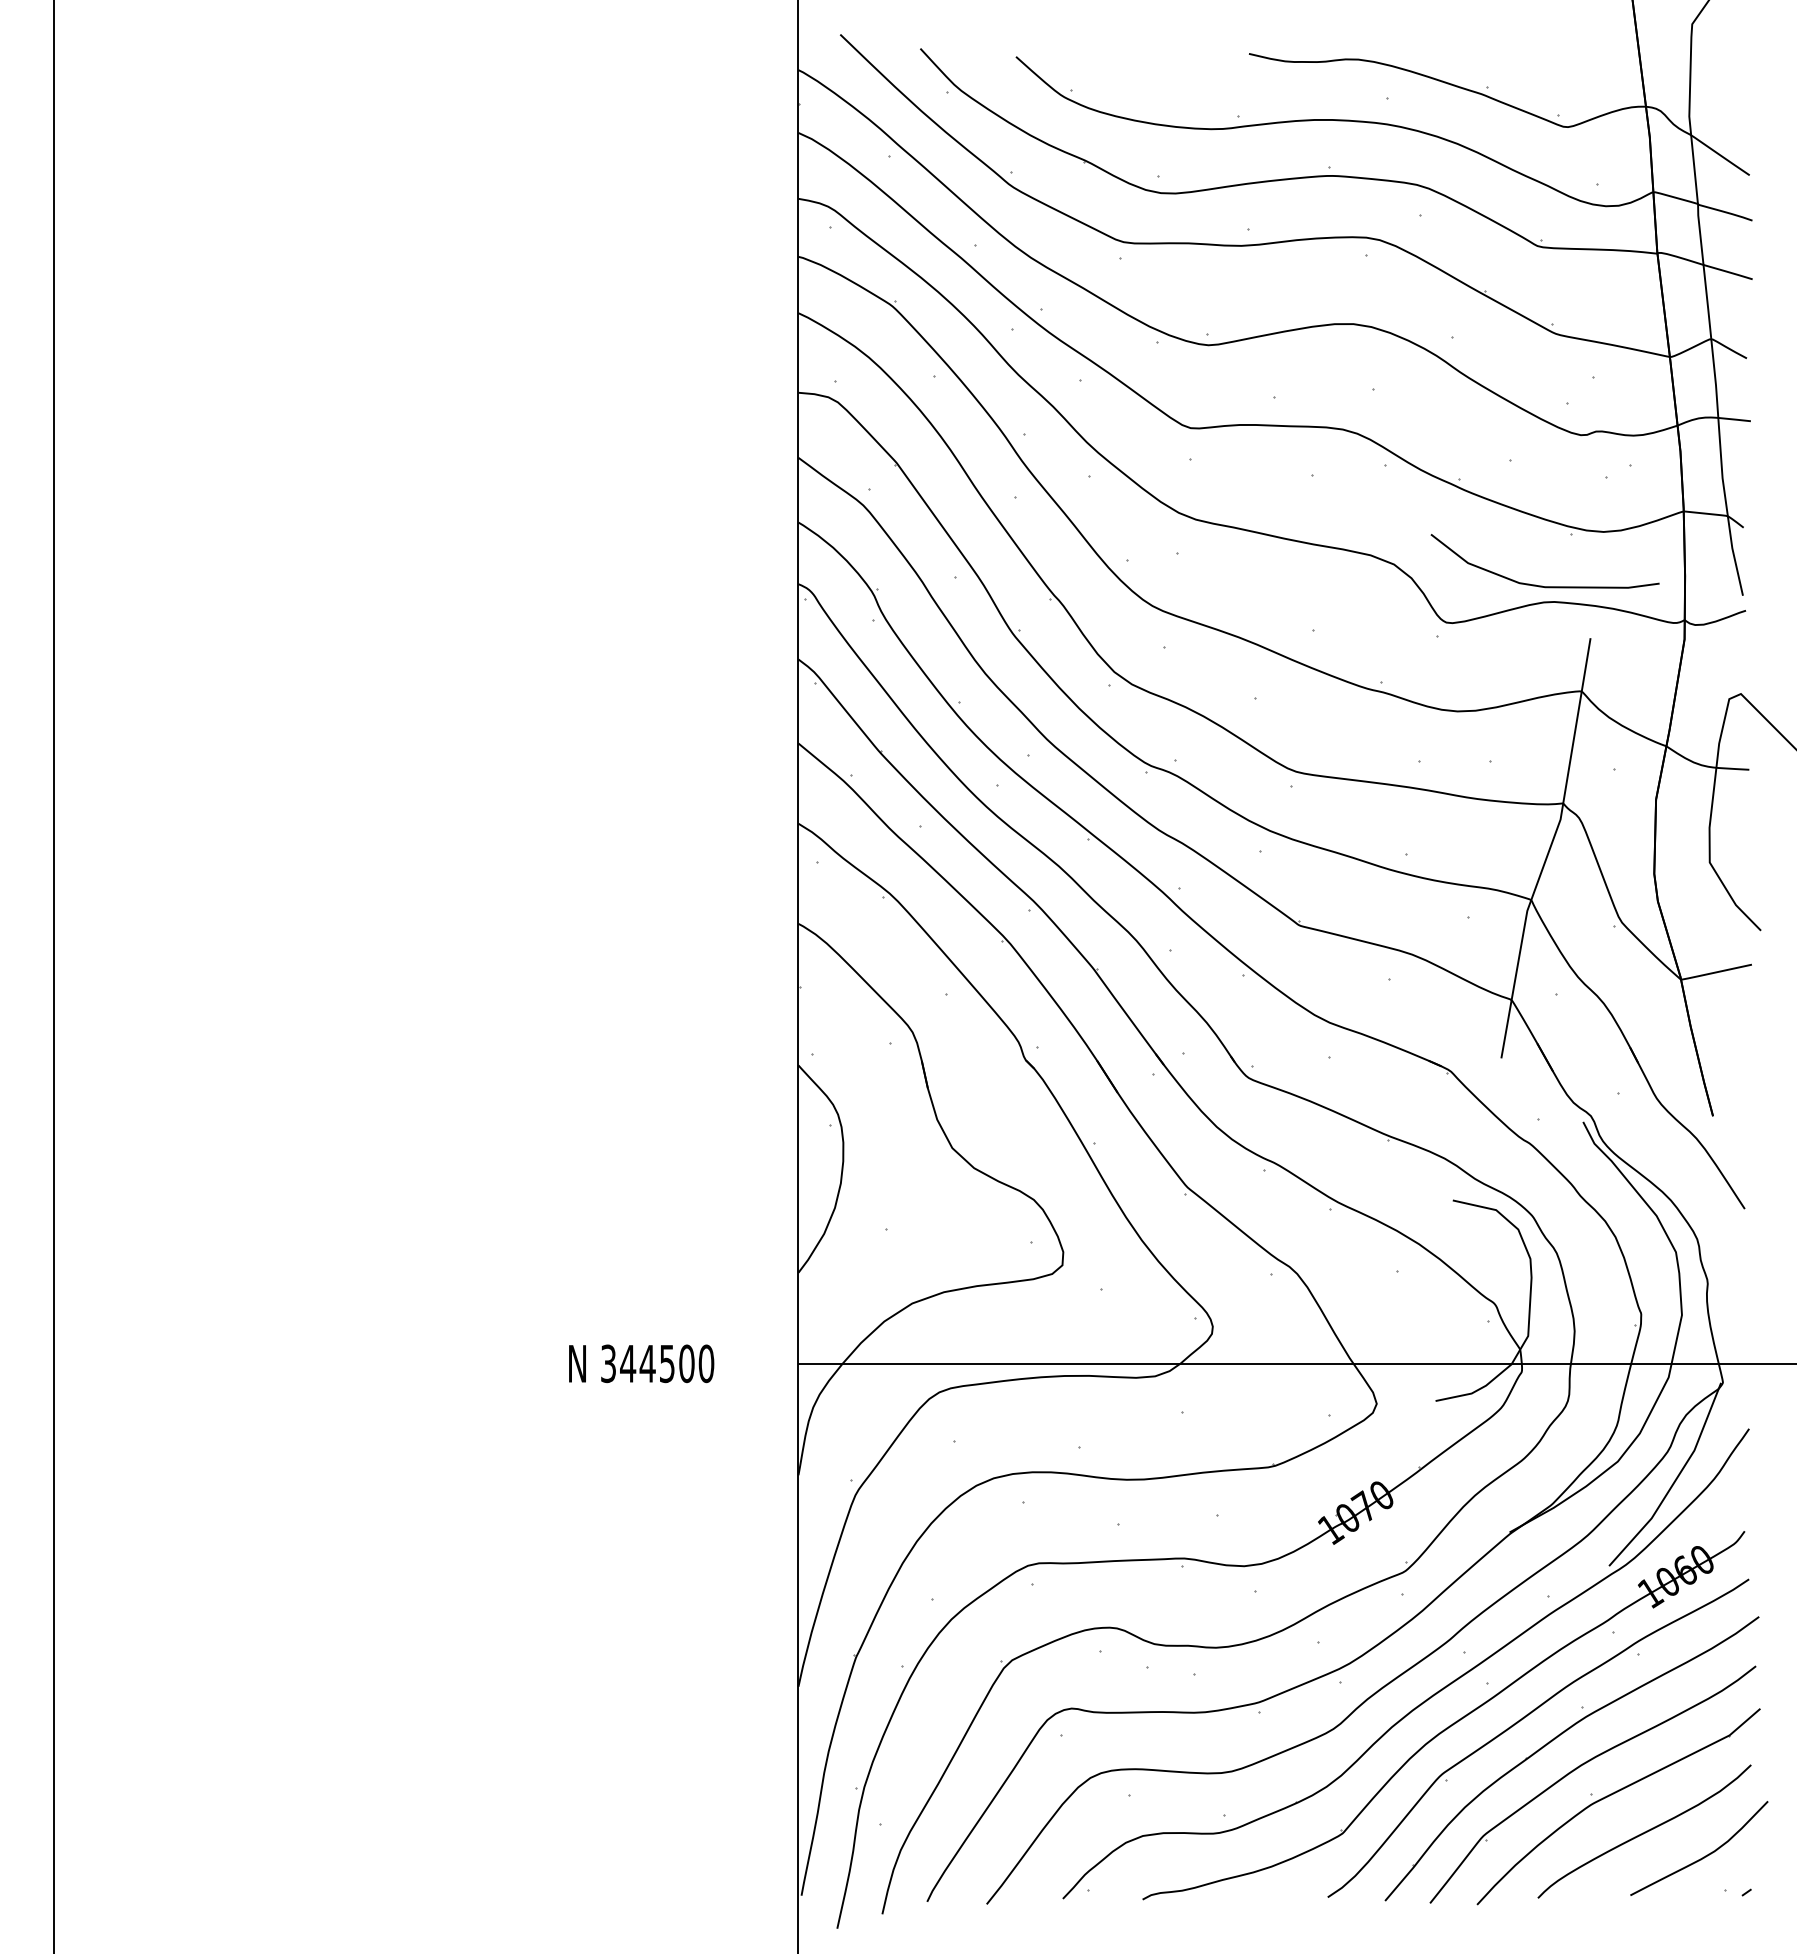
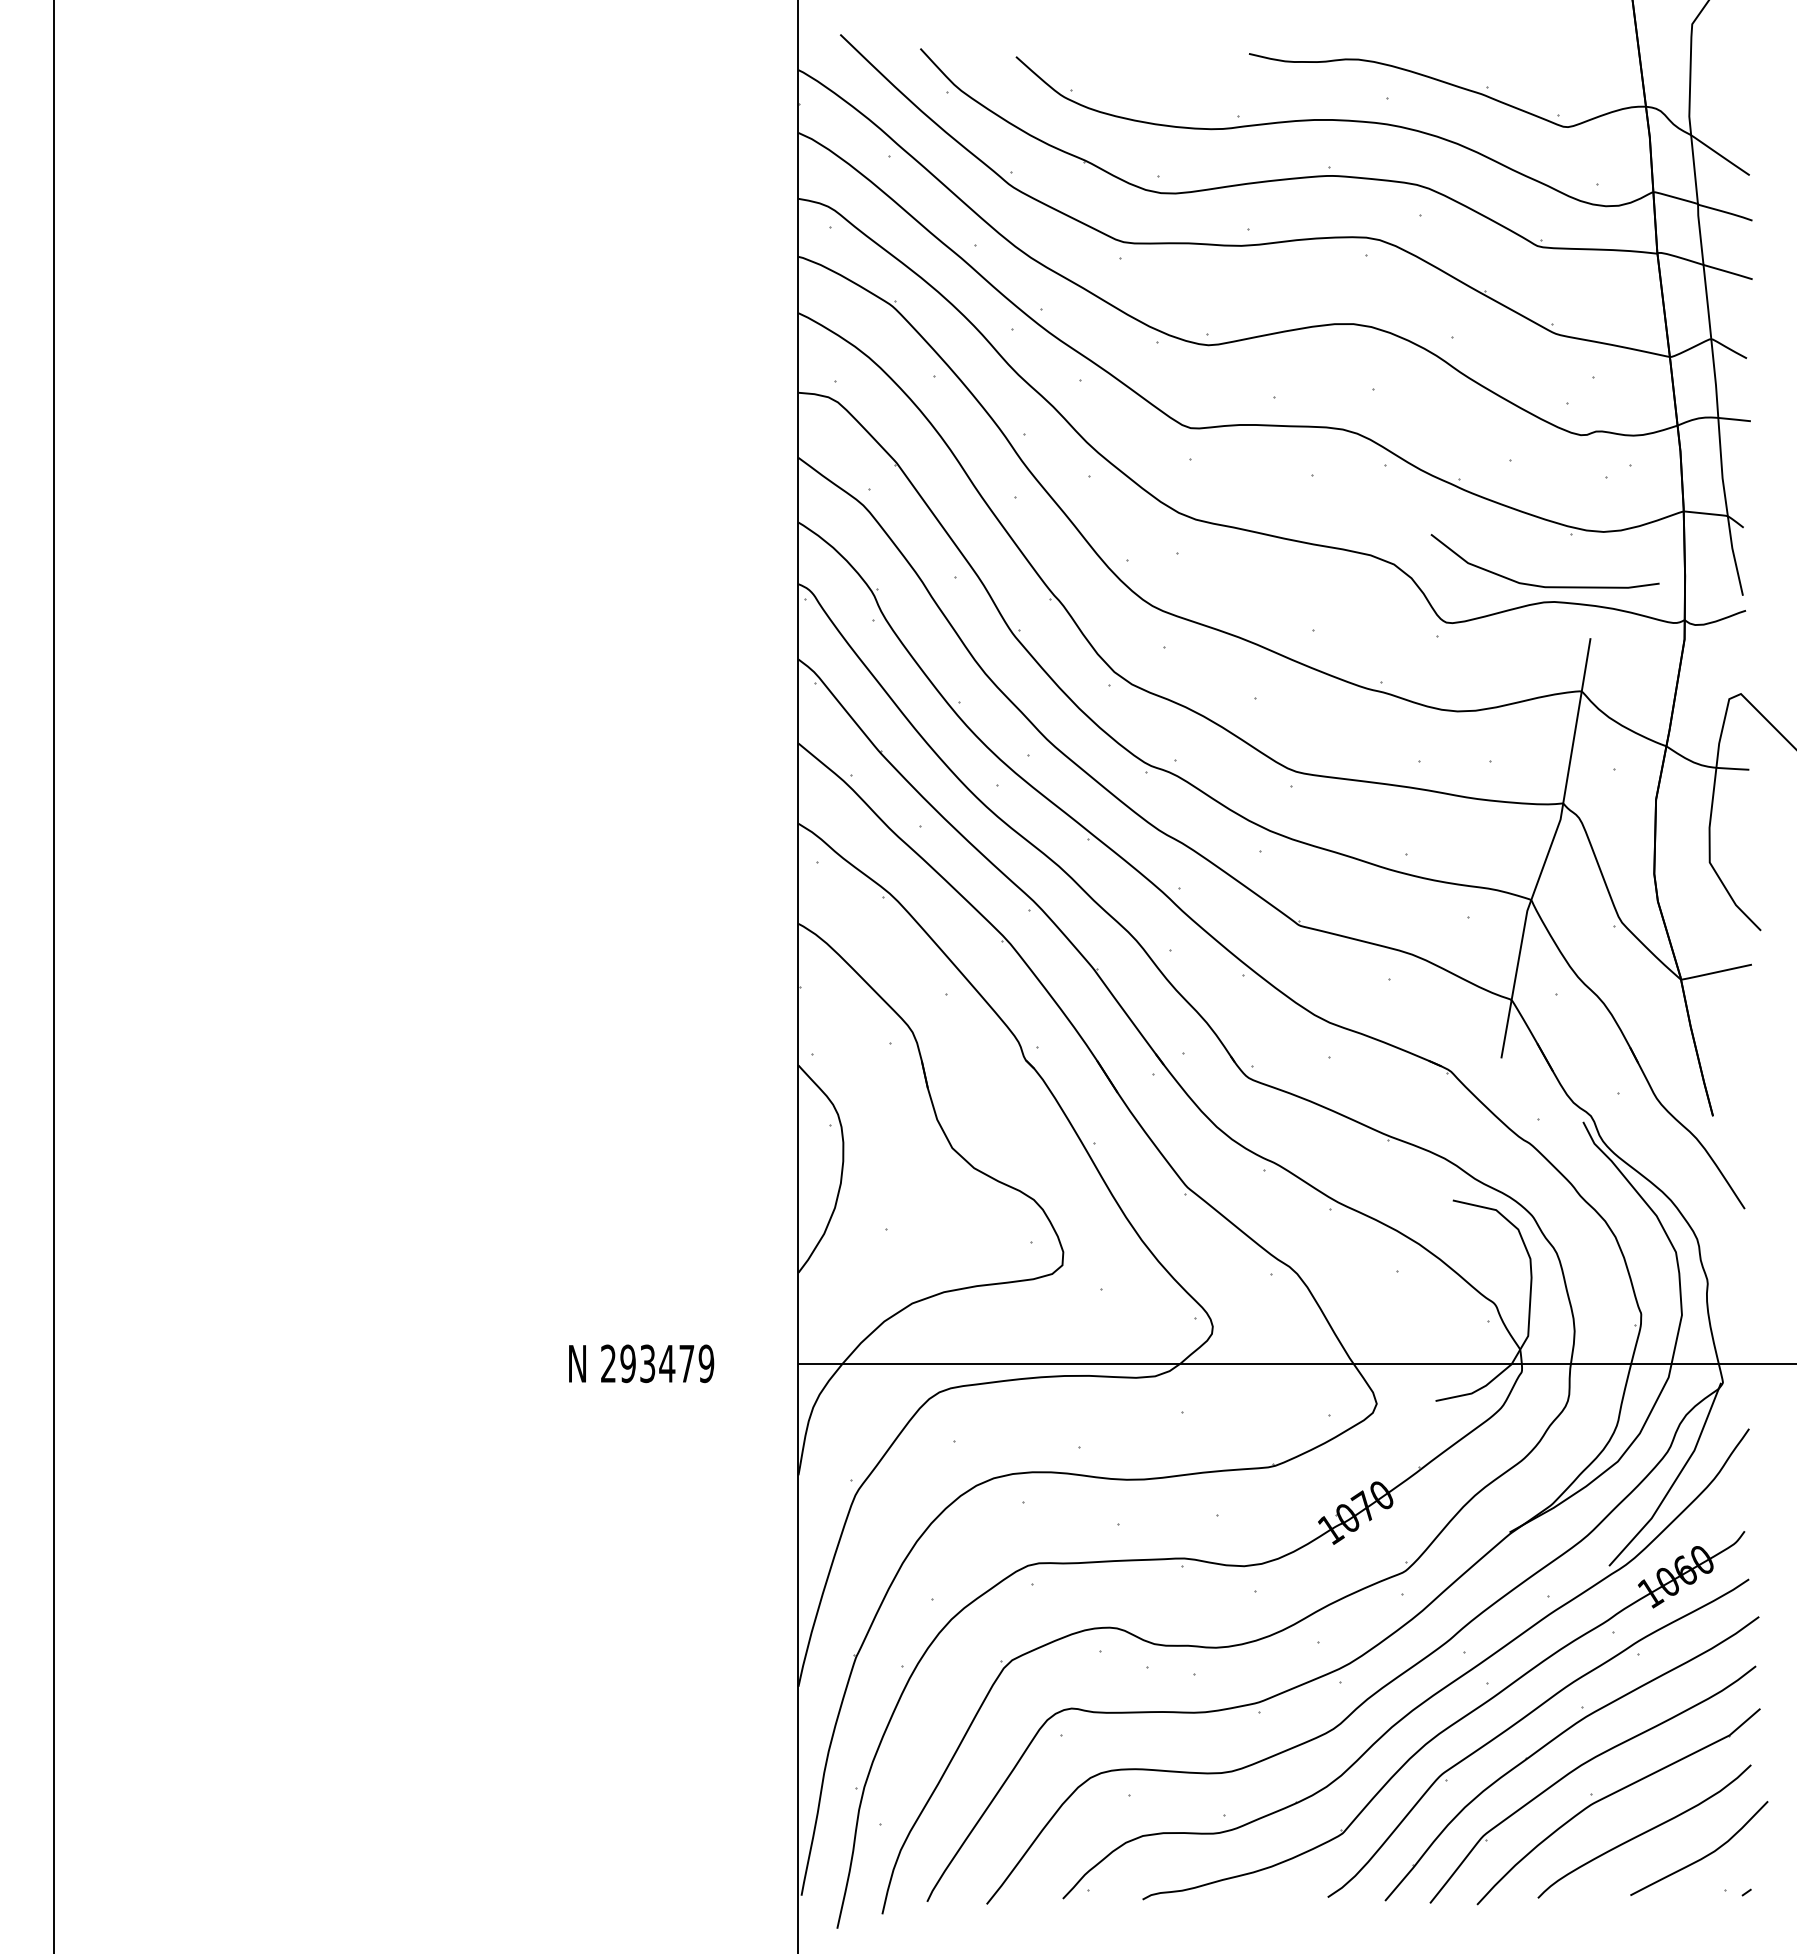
text: 344500 -> 293479 (657, 1363)
